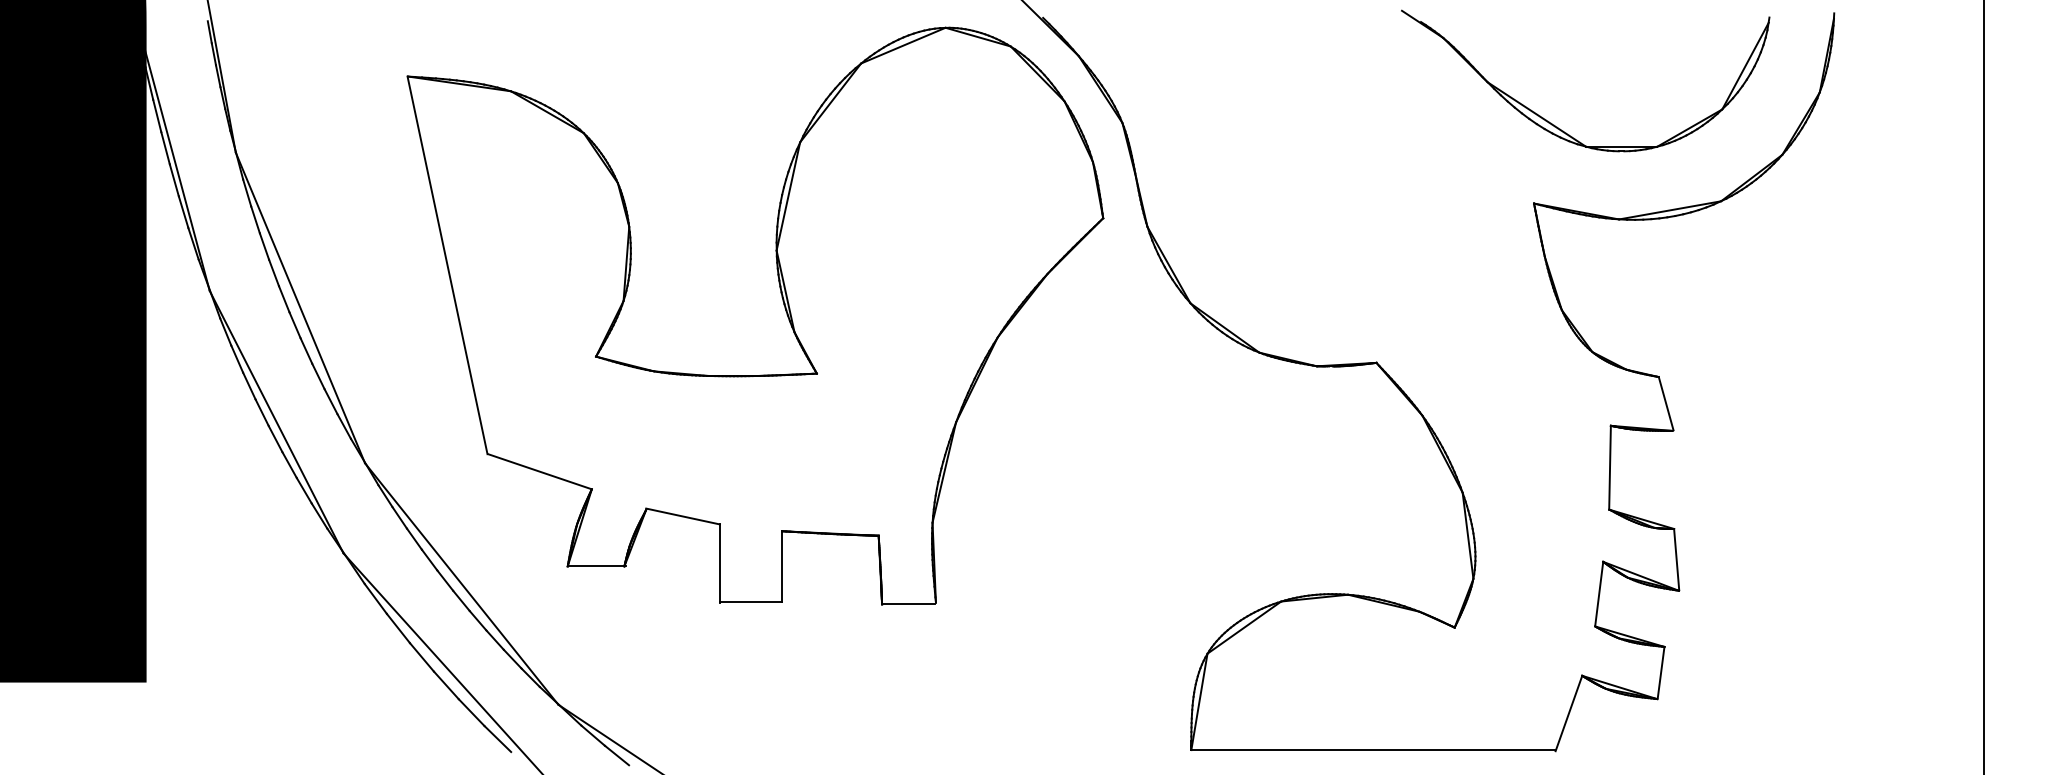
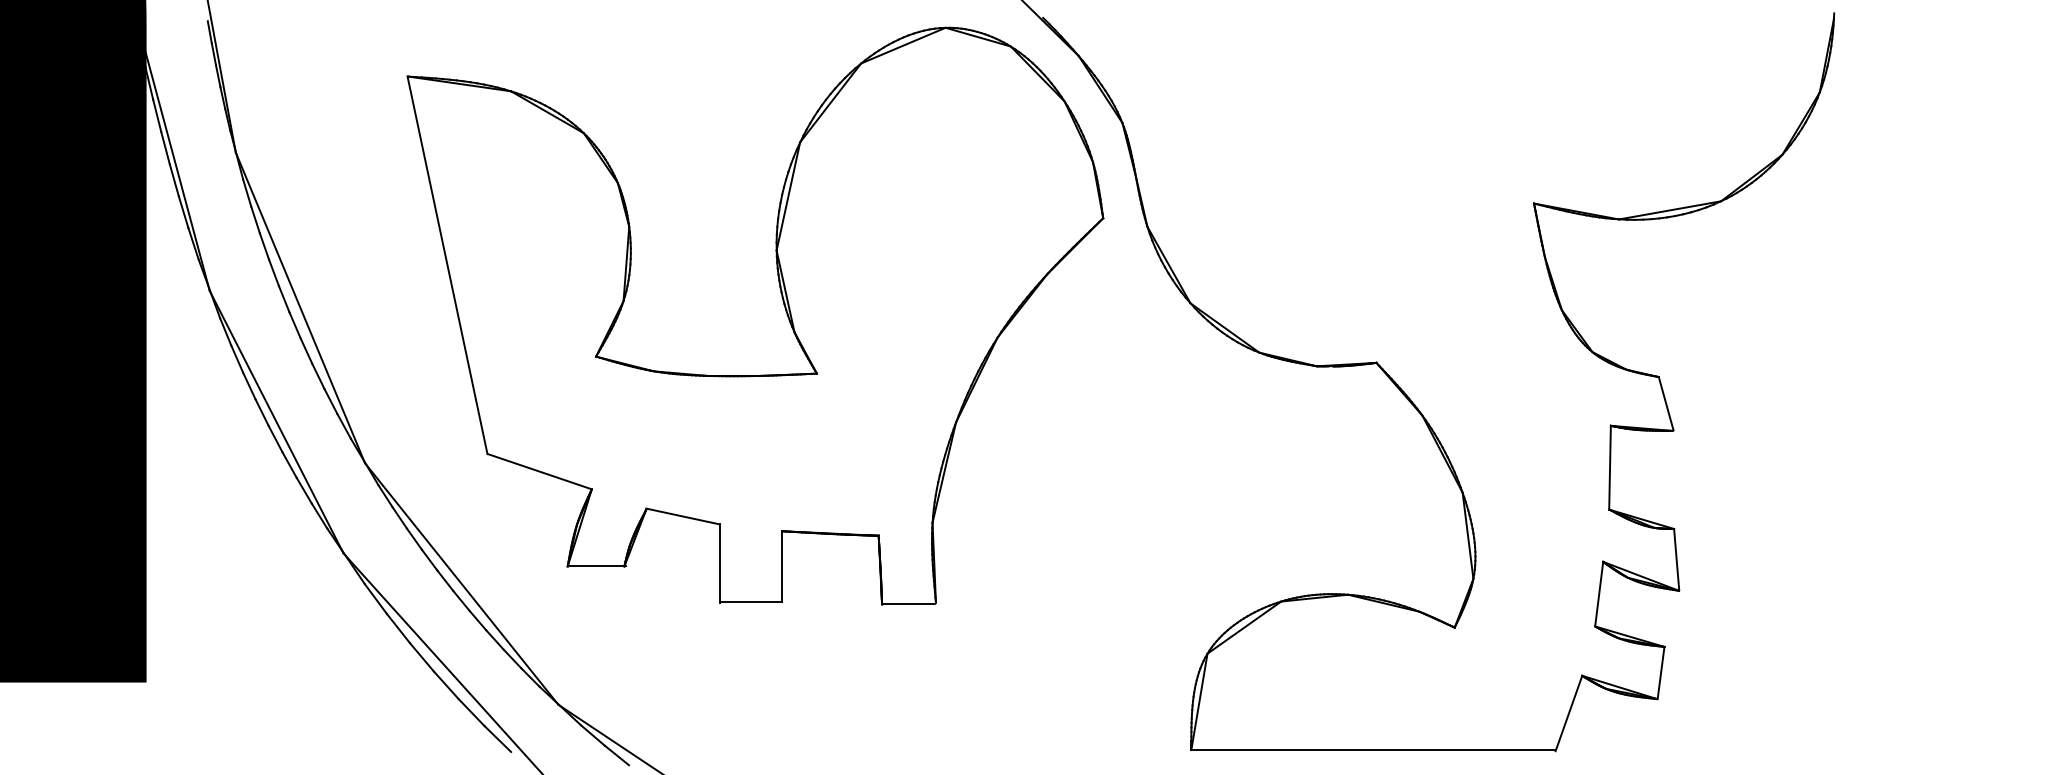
part: present -> none (1554, 124)
line: present -> none (1983, 386)
